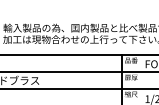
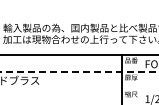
line: solid -> dashed (79, 72)
line: present -> none (78, 88)
